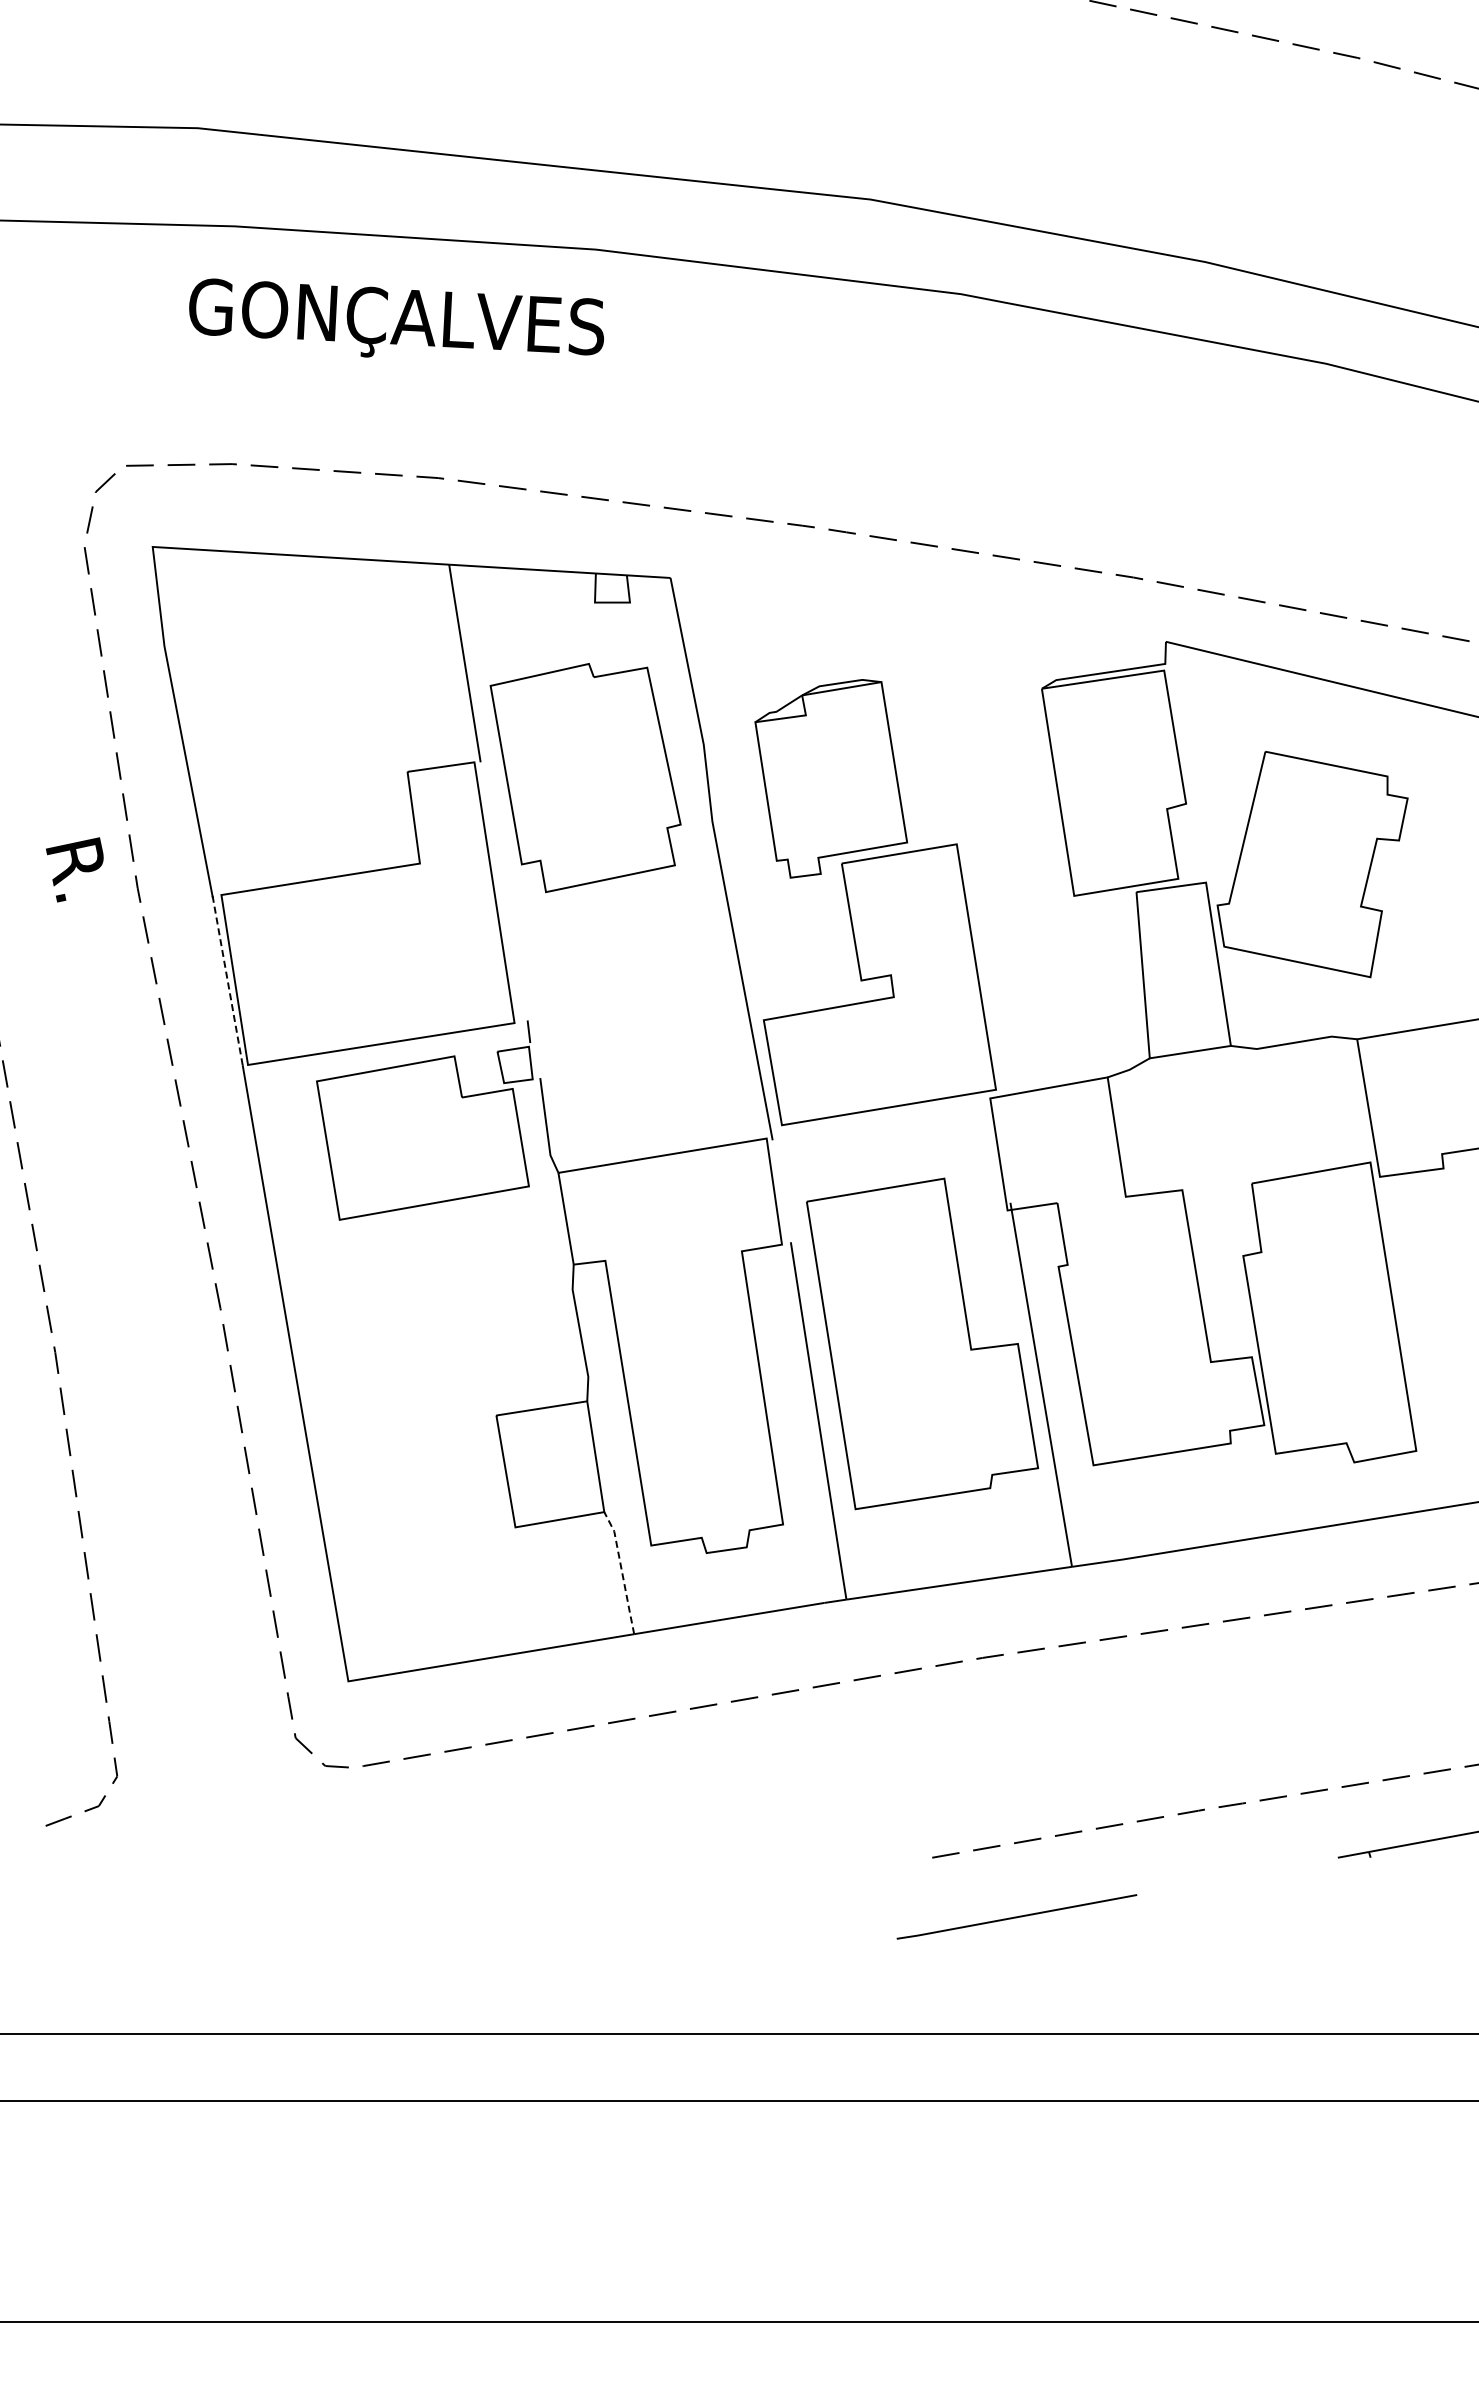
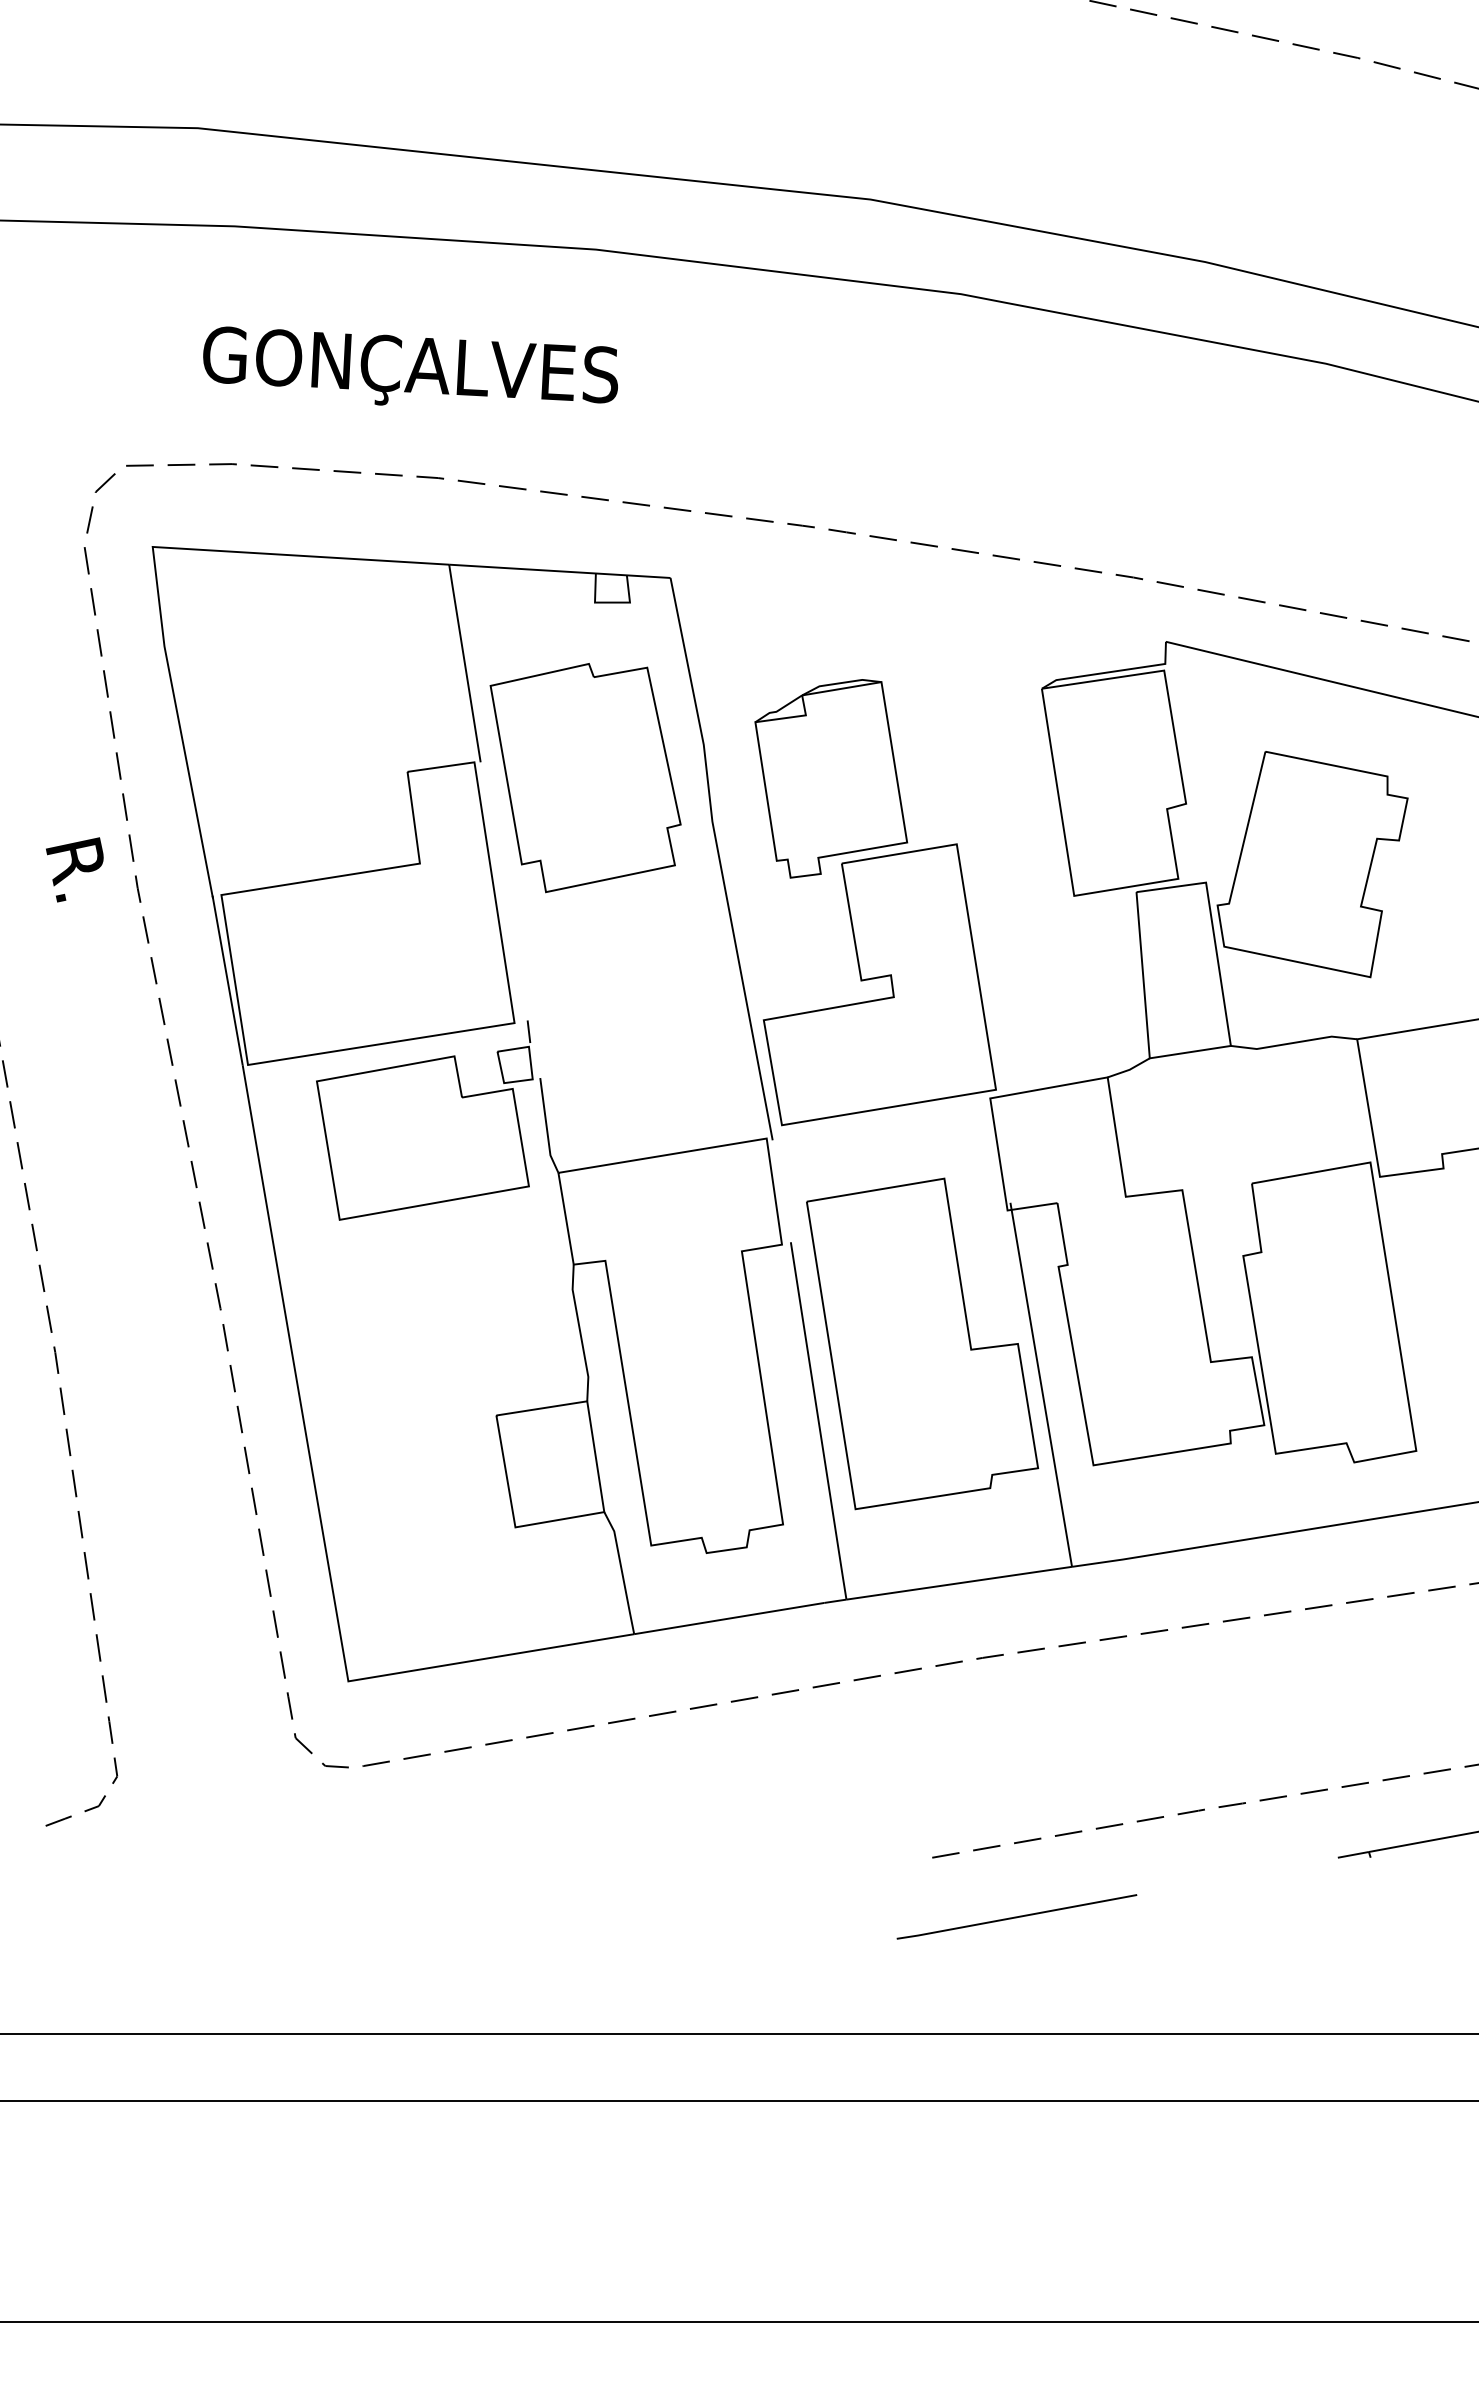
text position: (396, 317) -> (410, 365) (410, 365)
line: dashed -> solid (227, 979)
line: dashed -> solid (622, 1572)
